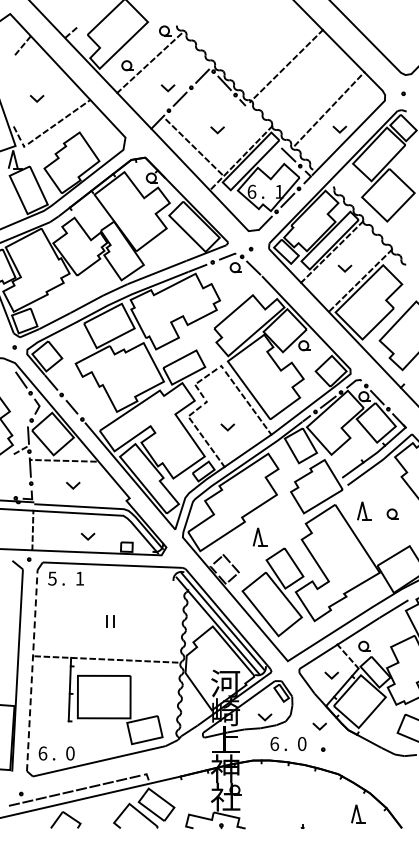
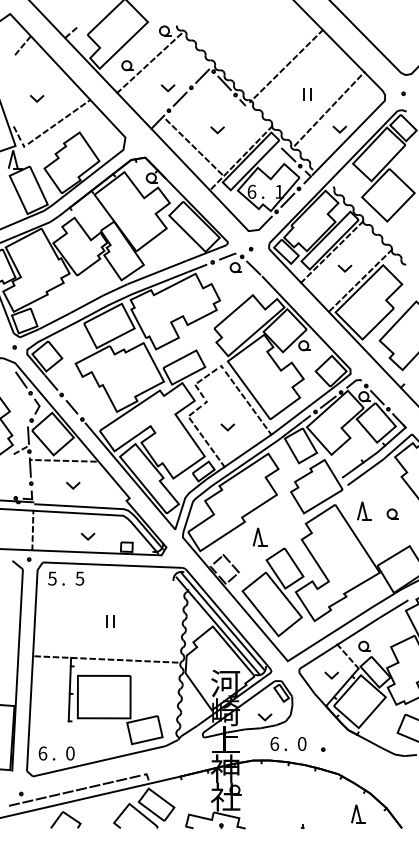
part: none -> present (307, 94)
text: 1 -> 5 (79, 578)
line: dashed -> solid (32, 670)
line: present -> none (318, 727)
